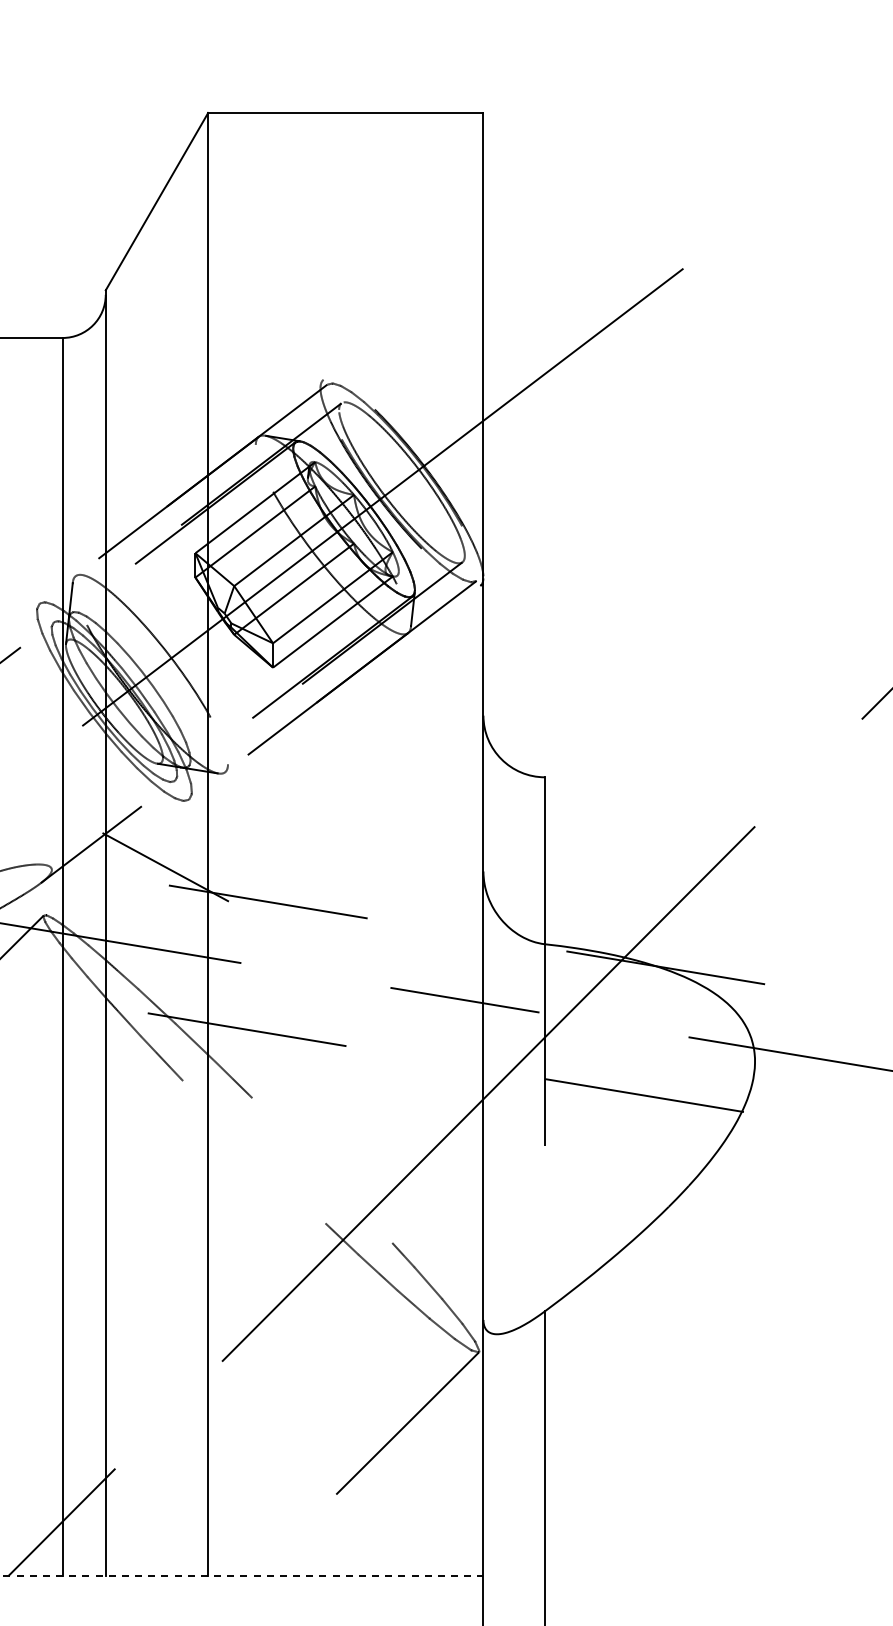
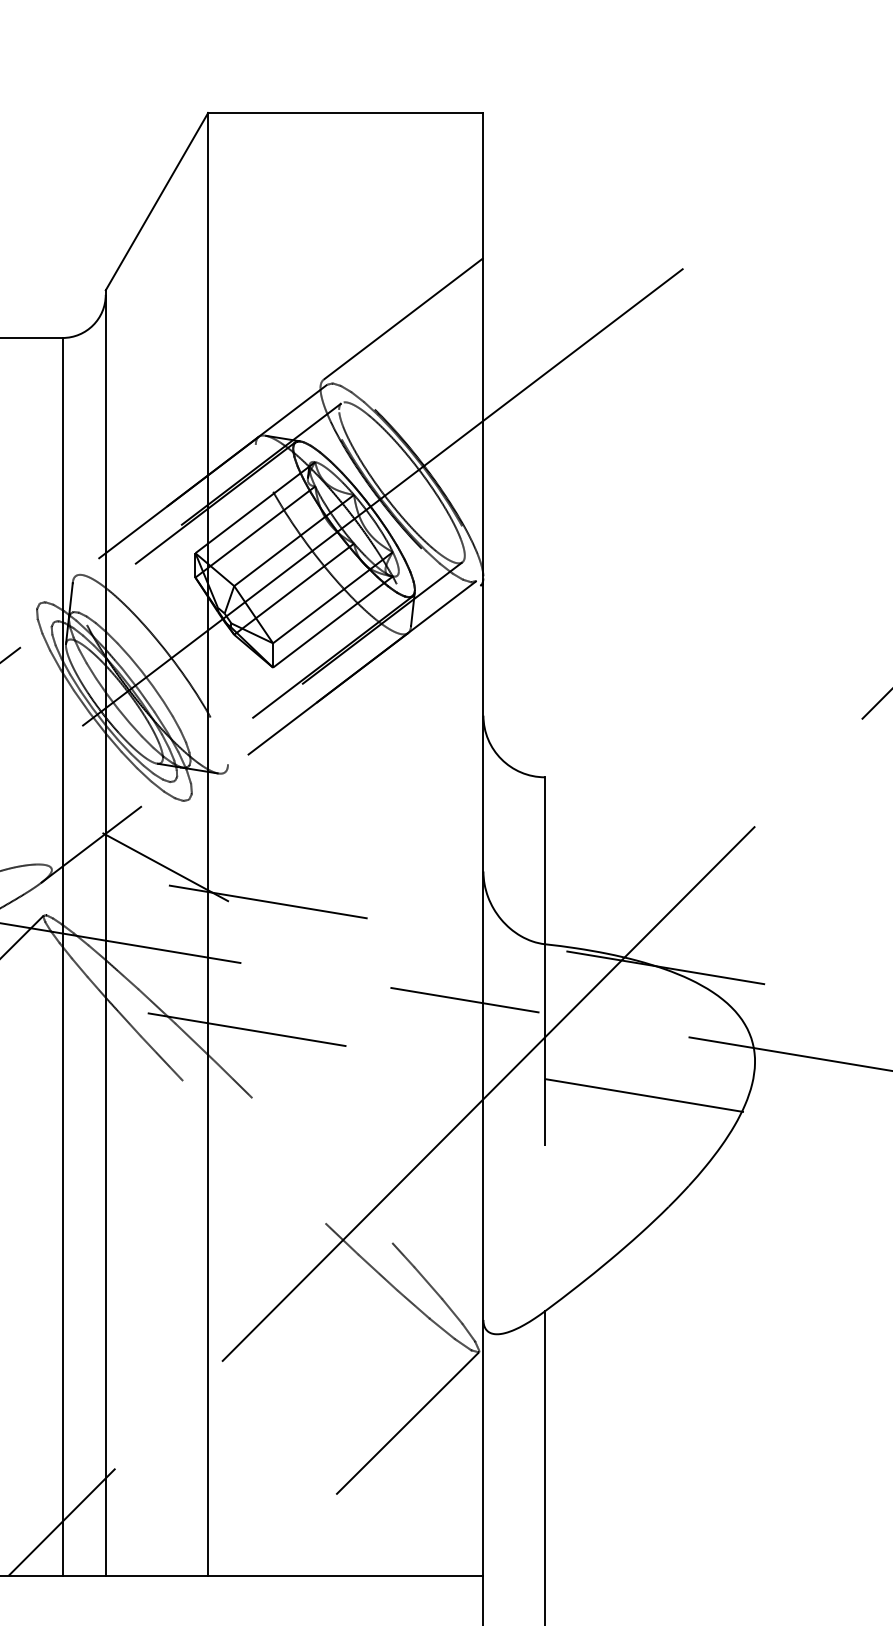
line: none -> present (403, 318)
line: dashed -> solid (242, 1575)
